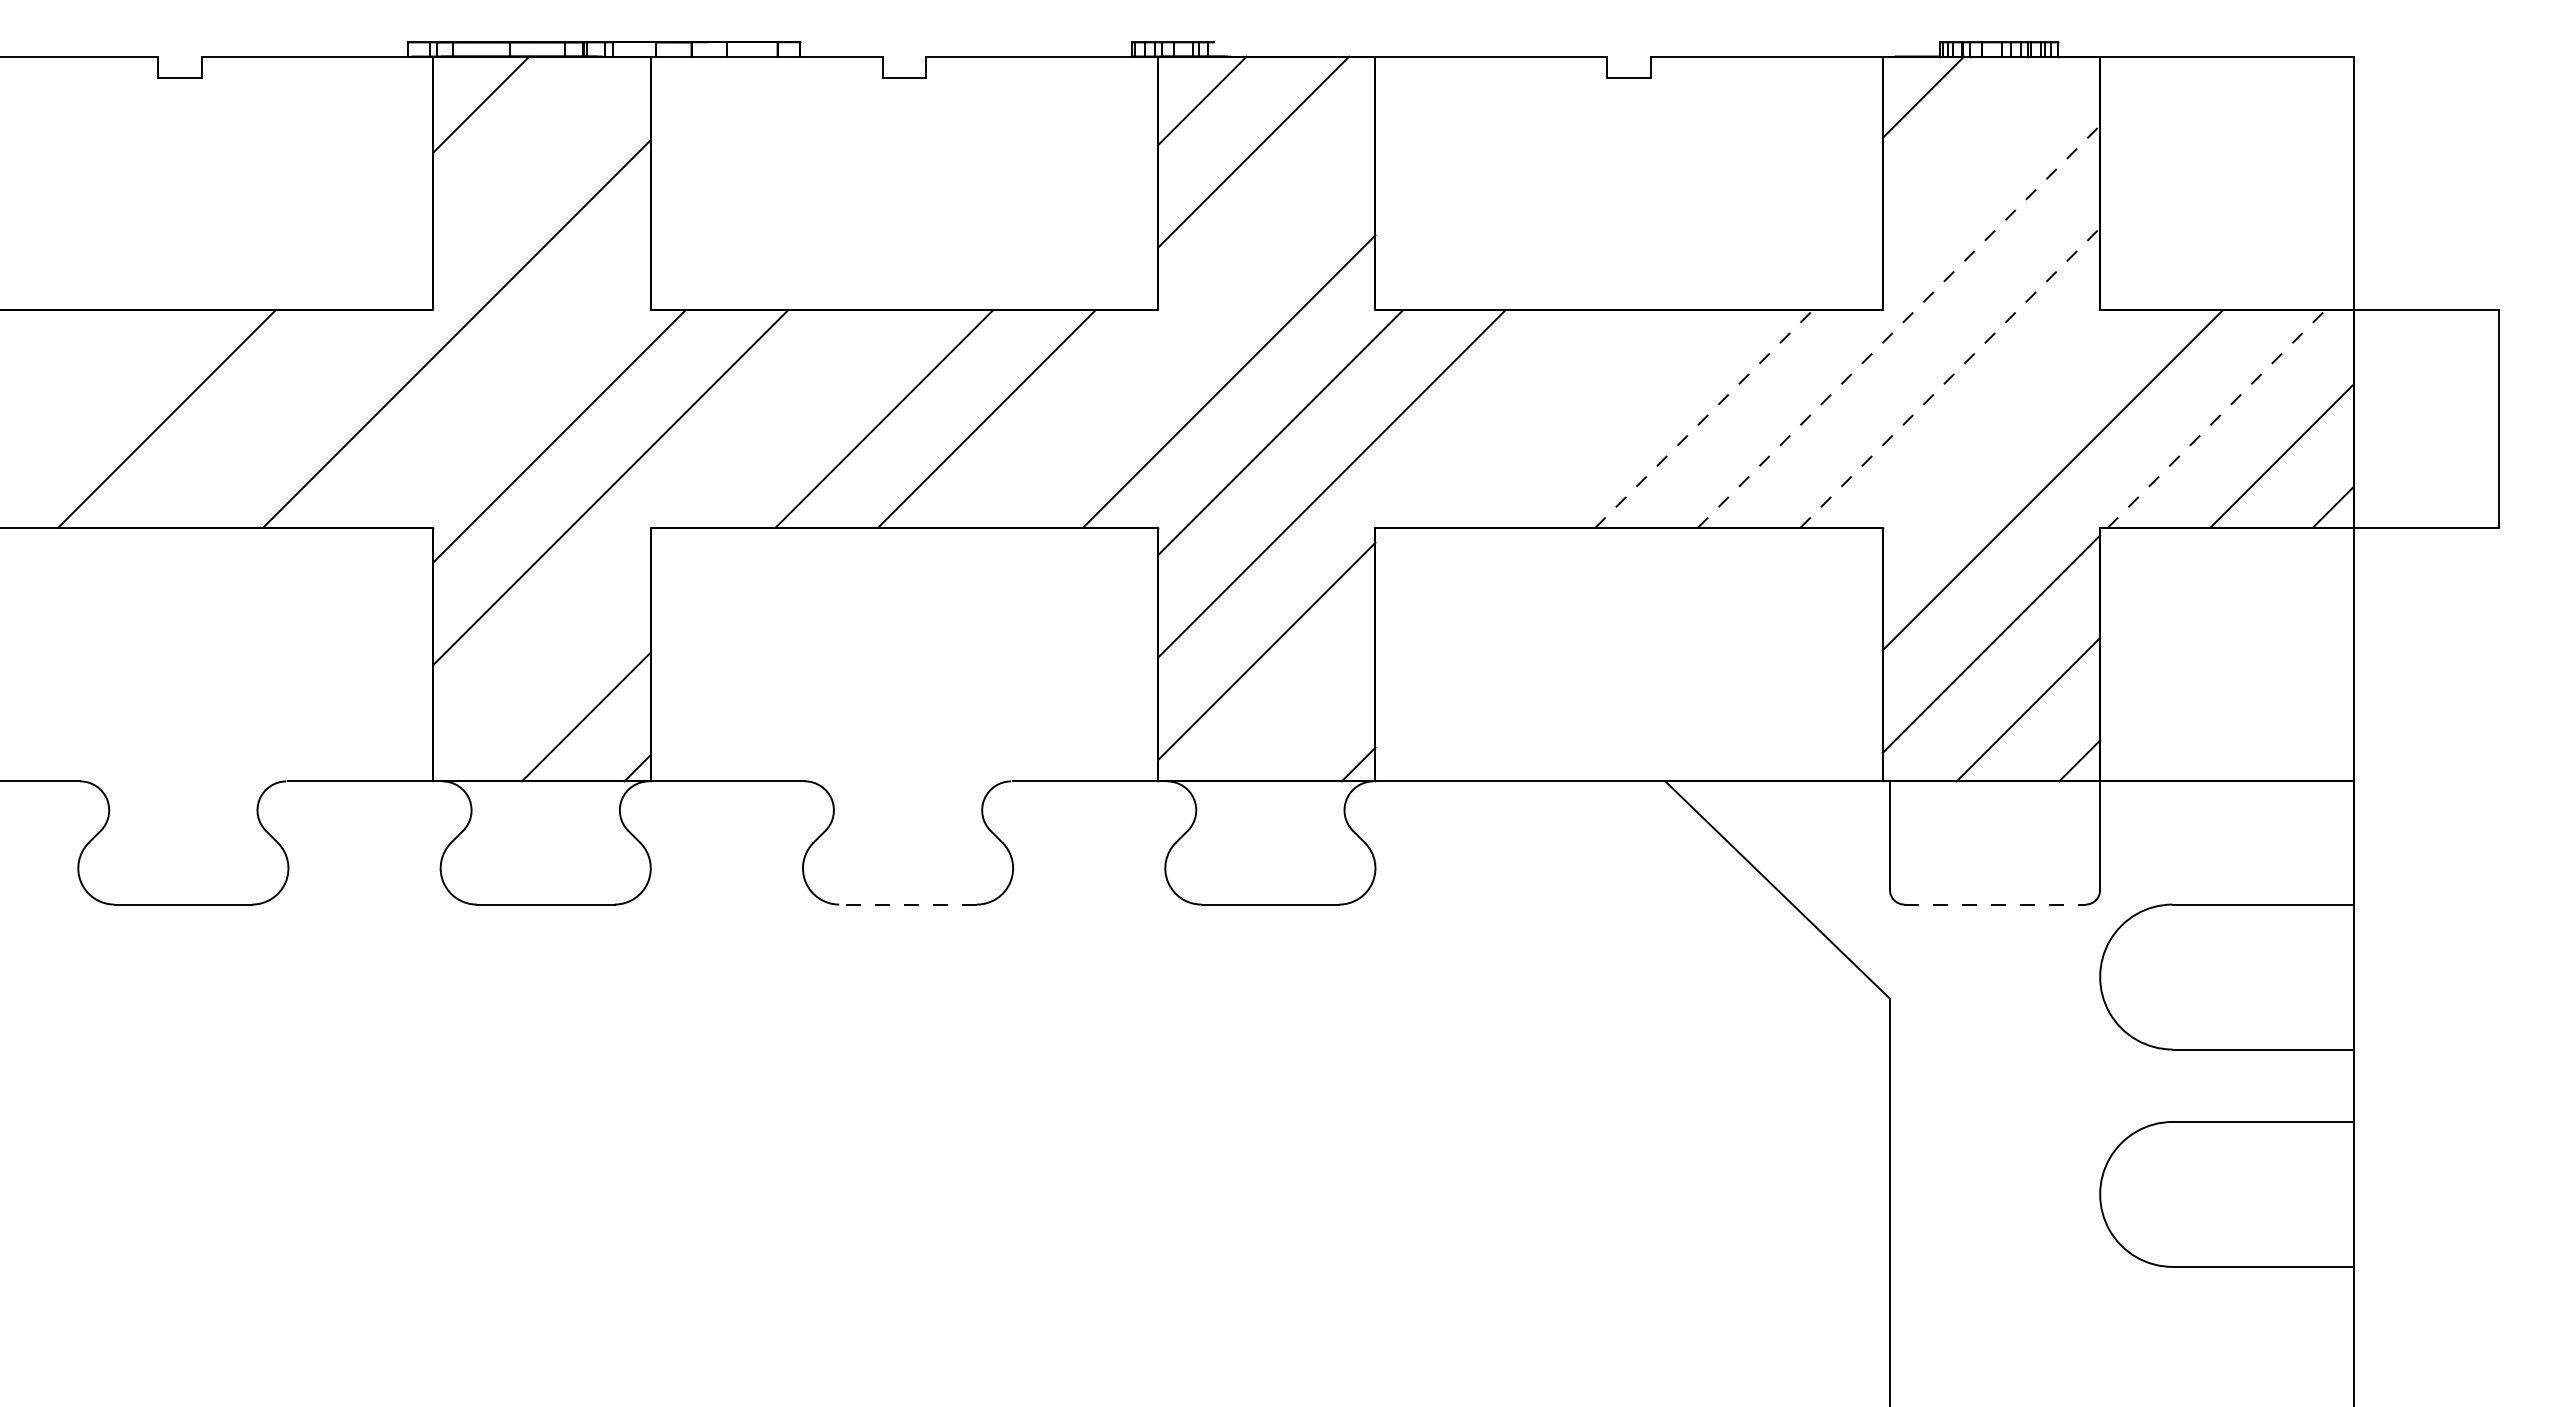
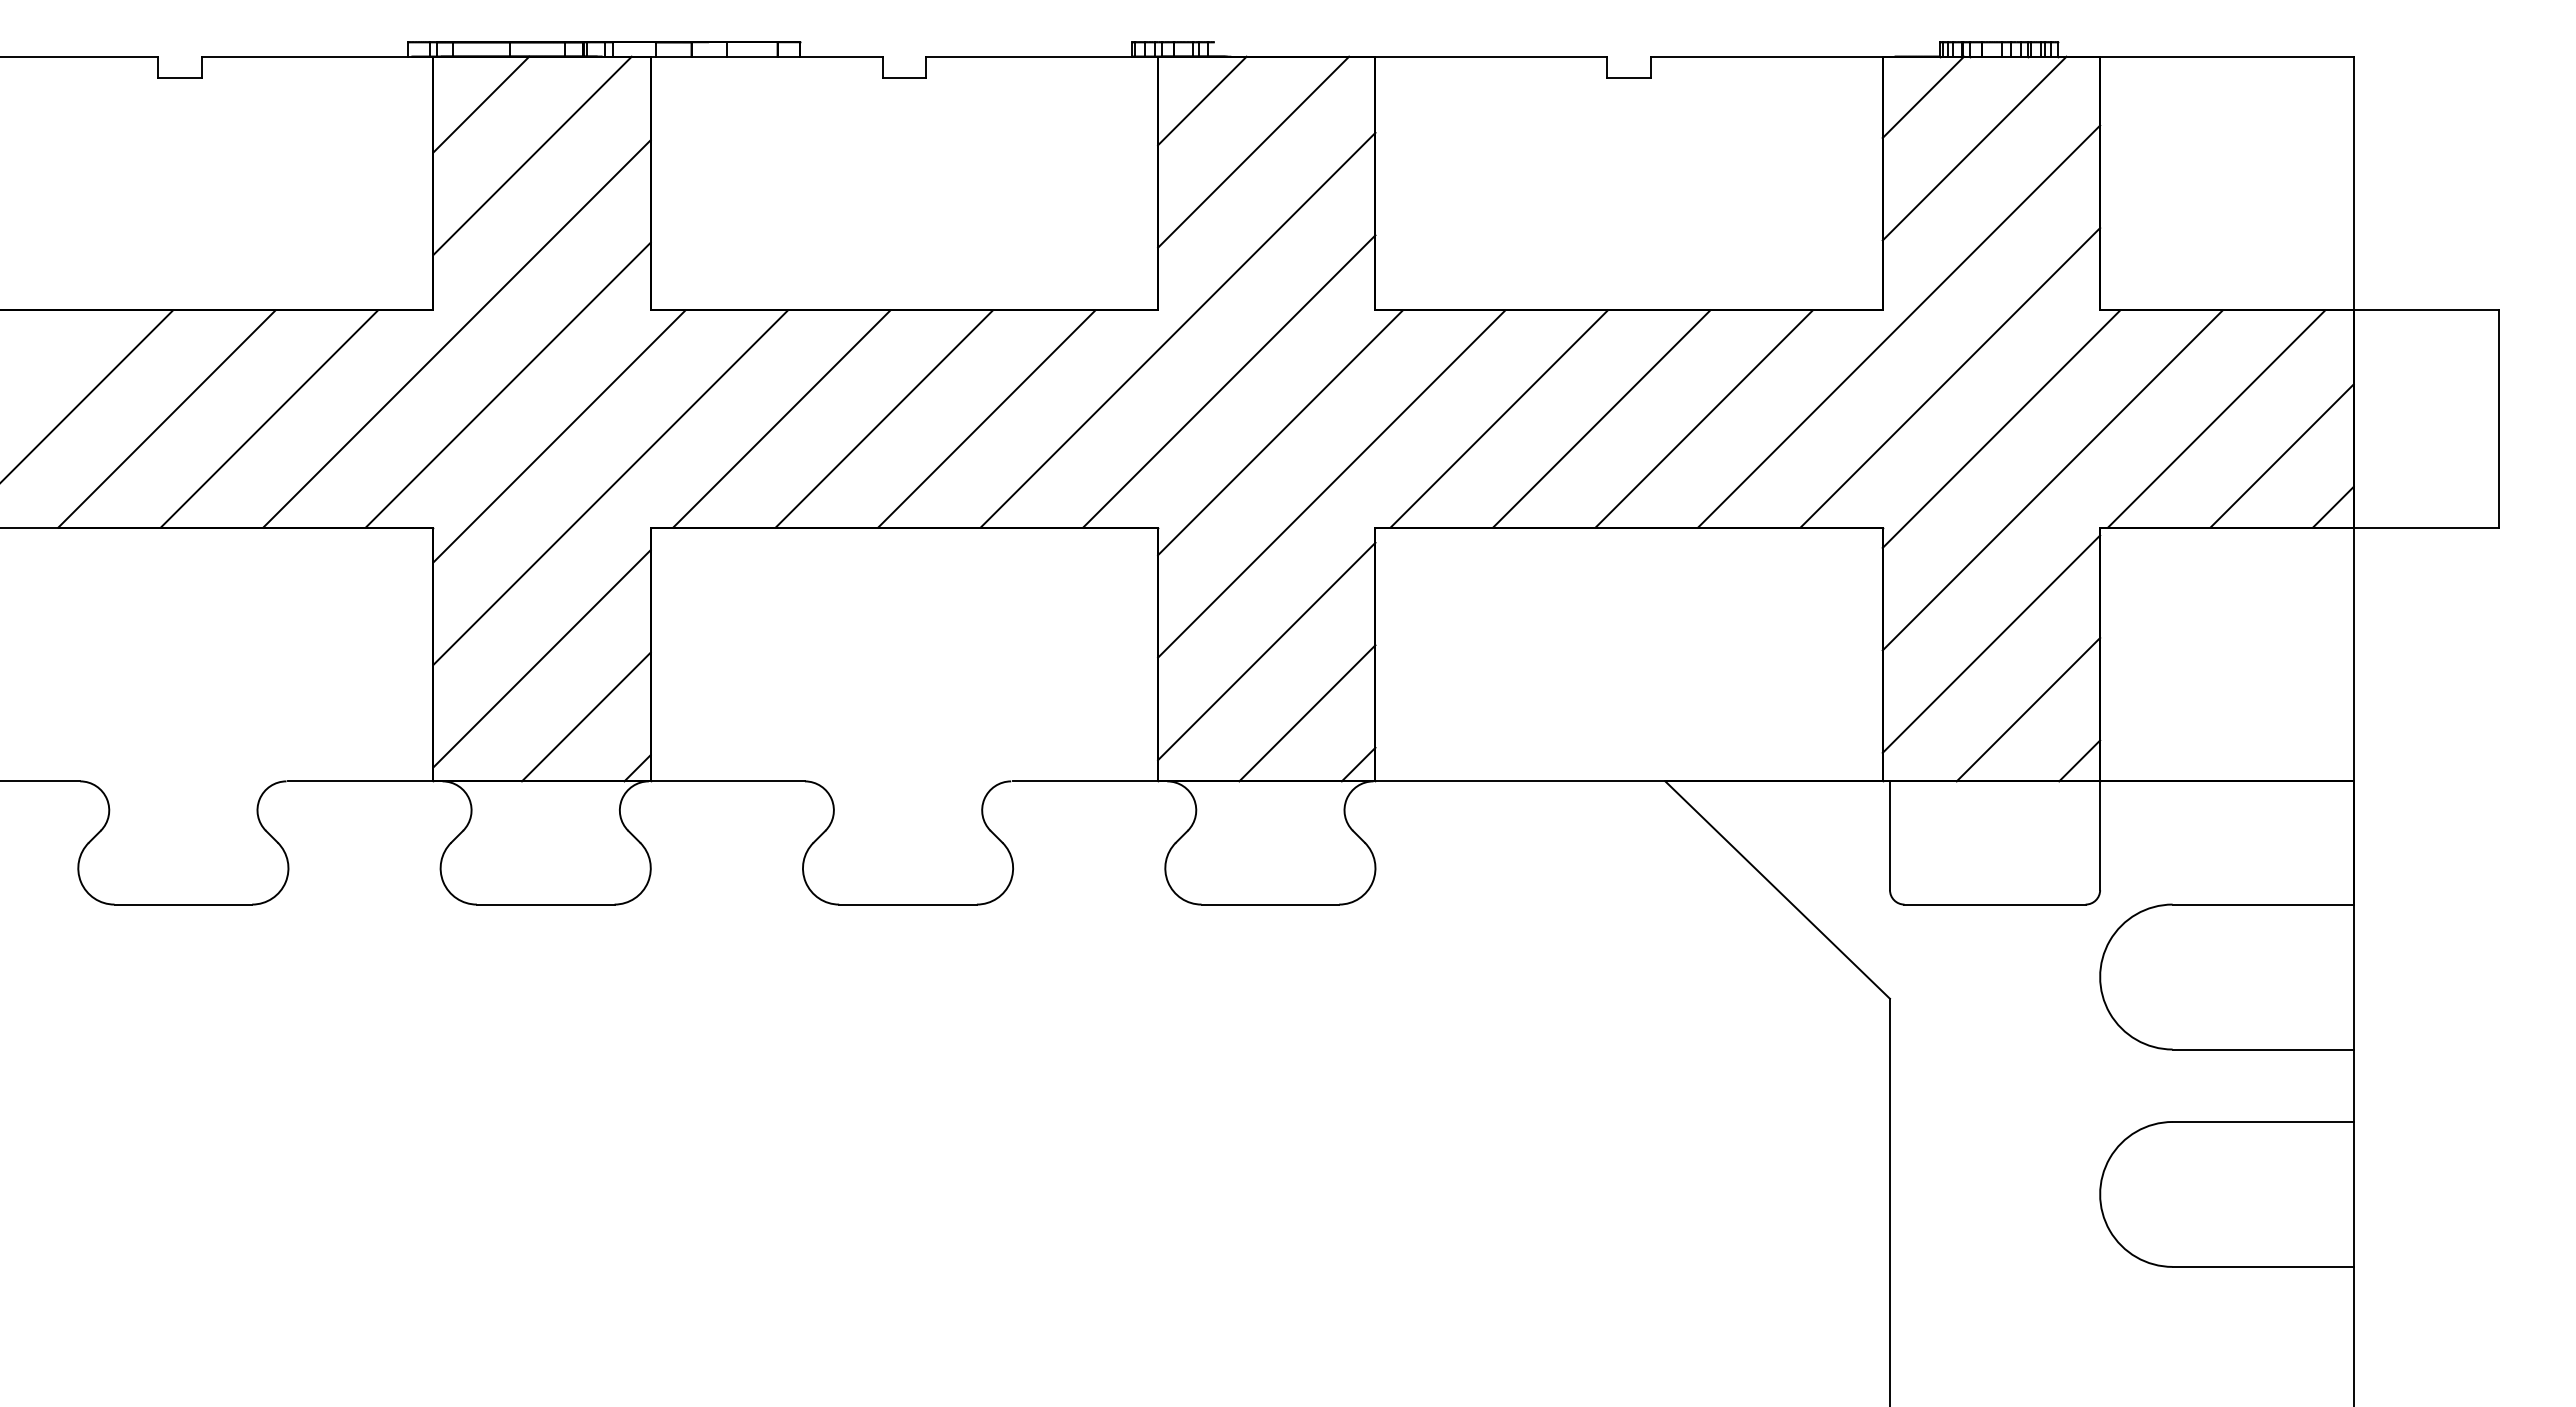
line: none -> present (1974, 148)
line: none -> present (532, 155)
line: dashed -> solid (1899, 326)
line: none -> present (1177, 329)
line: dashed -> solid (1950, 377)
line: none -> present (507, 384)
line: none -> present (87, 395)
line: none -> present (269, 418)
line: none -> present (781, 418)
line: none -> present (1498, 418)
line: none -> present (1601, 418)
line: dashed -> solid (1704, 419)
line: dashed -> solid (2216, 419)
line: none -> present (2001, 428)
line: none -> present (541, 658)
line: none -> present (1307, 713)
line: dashed -> solid (908, 904)
line: dashed -> solid (1995, 904)
